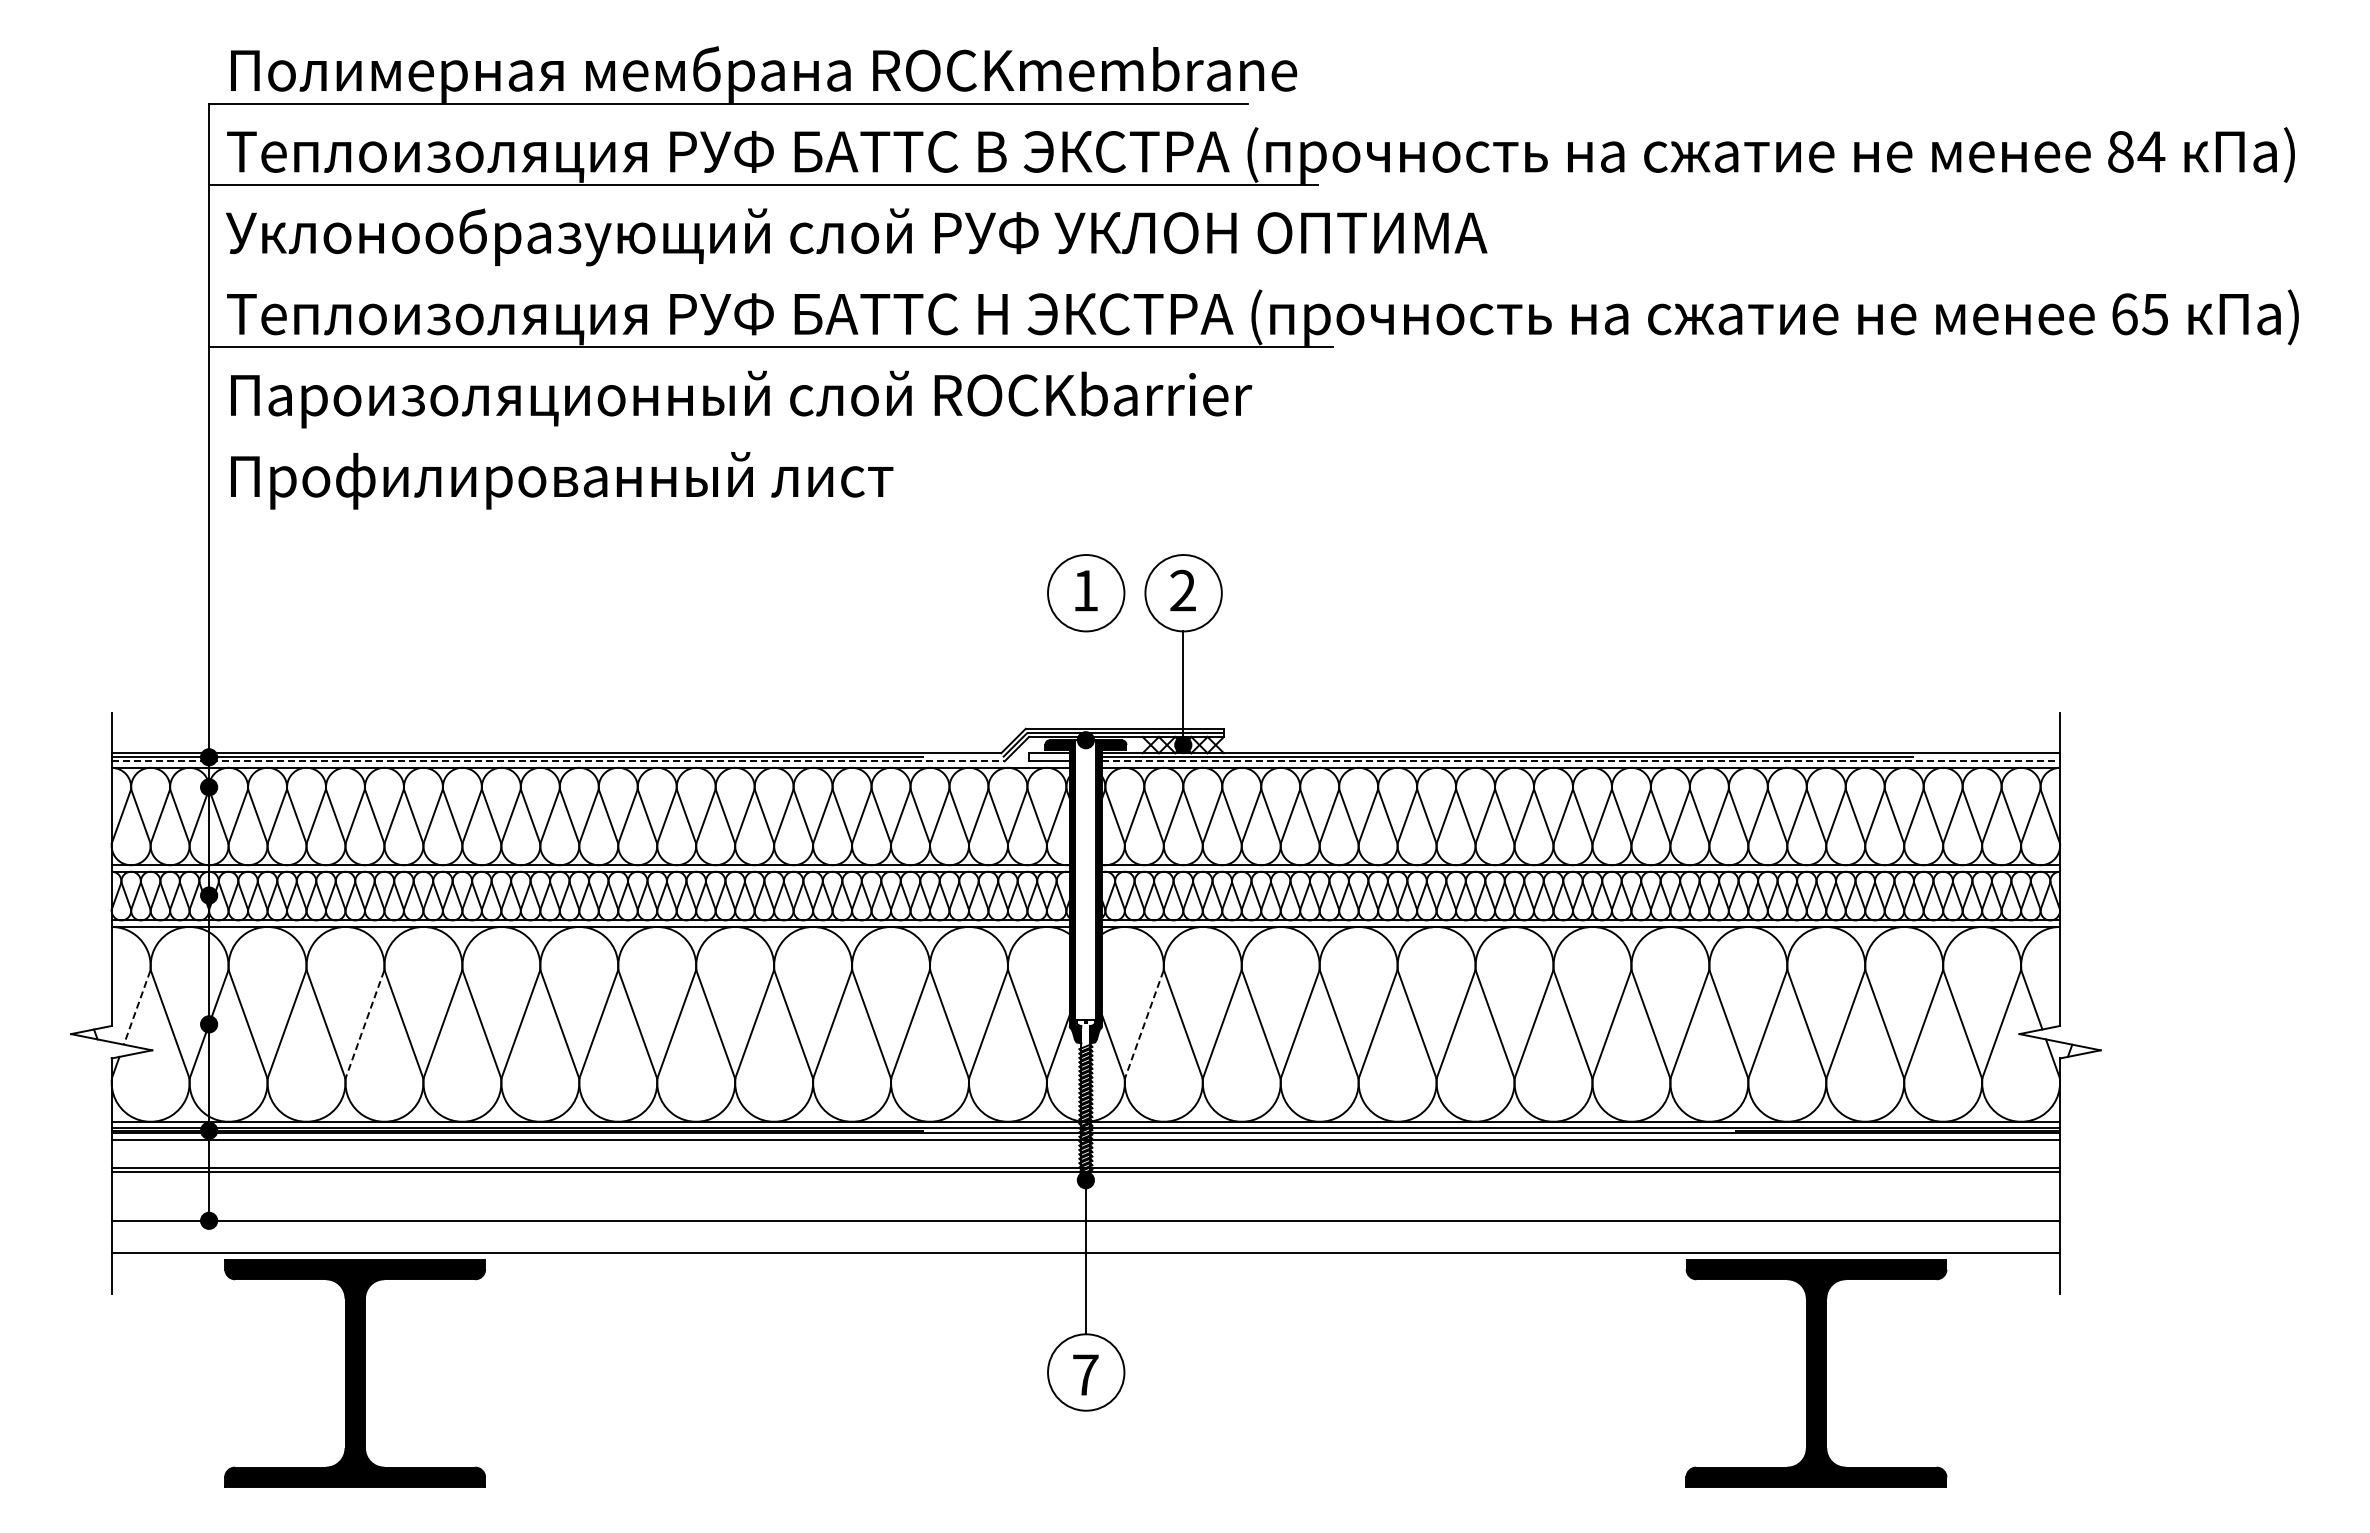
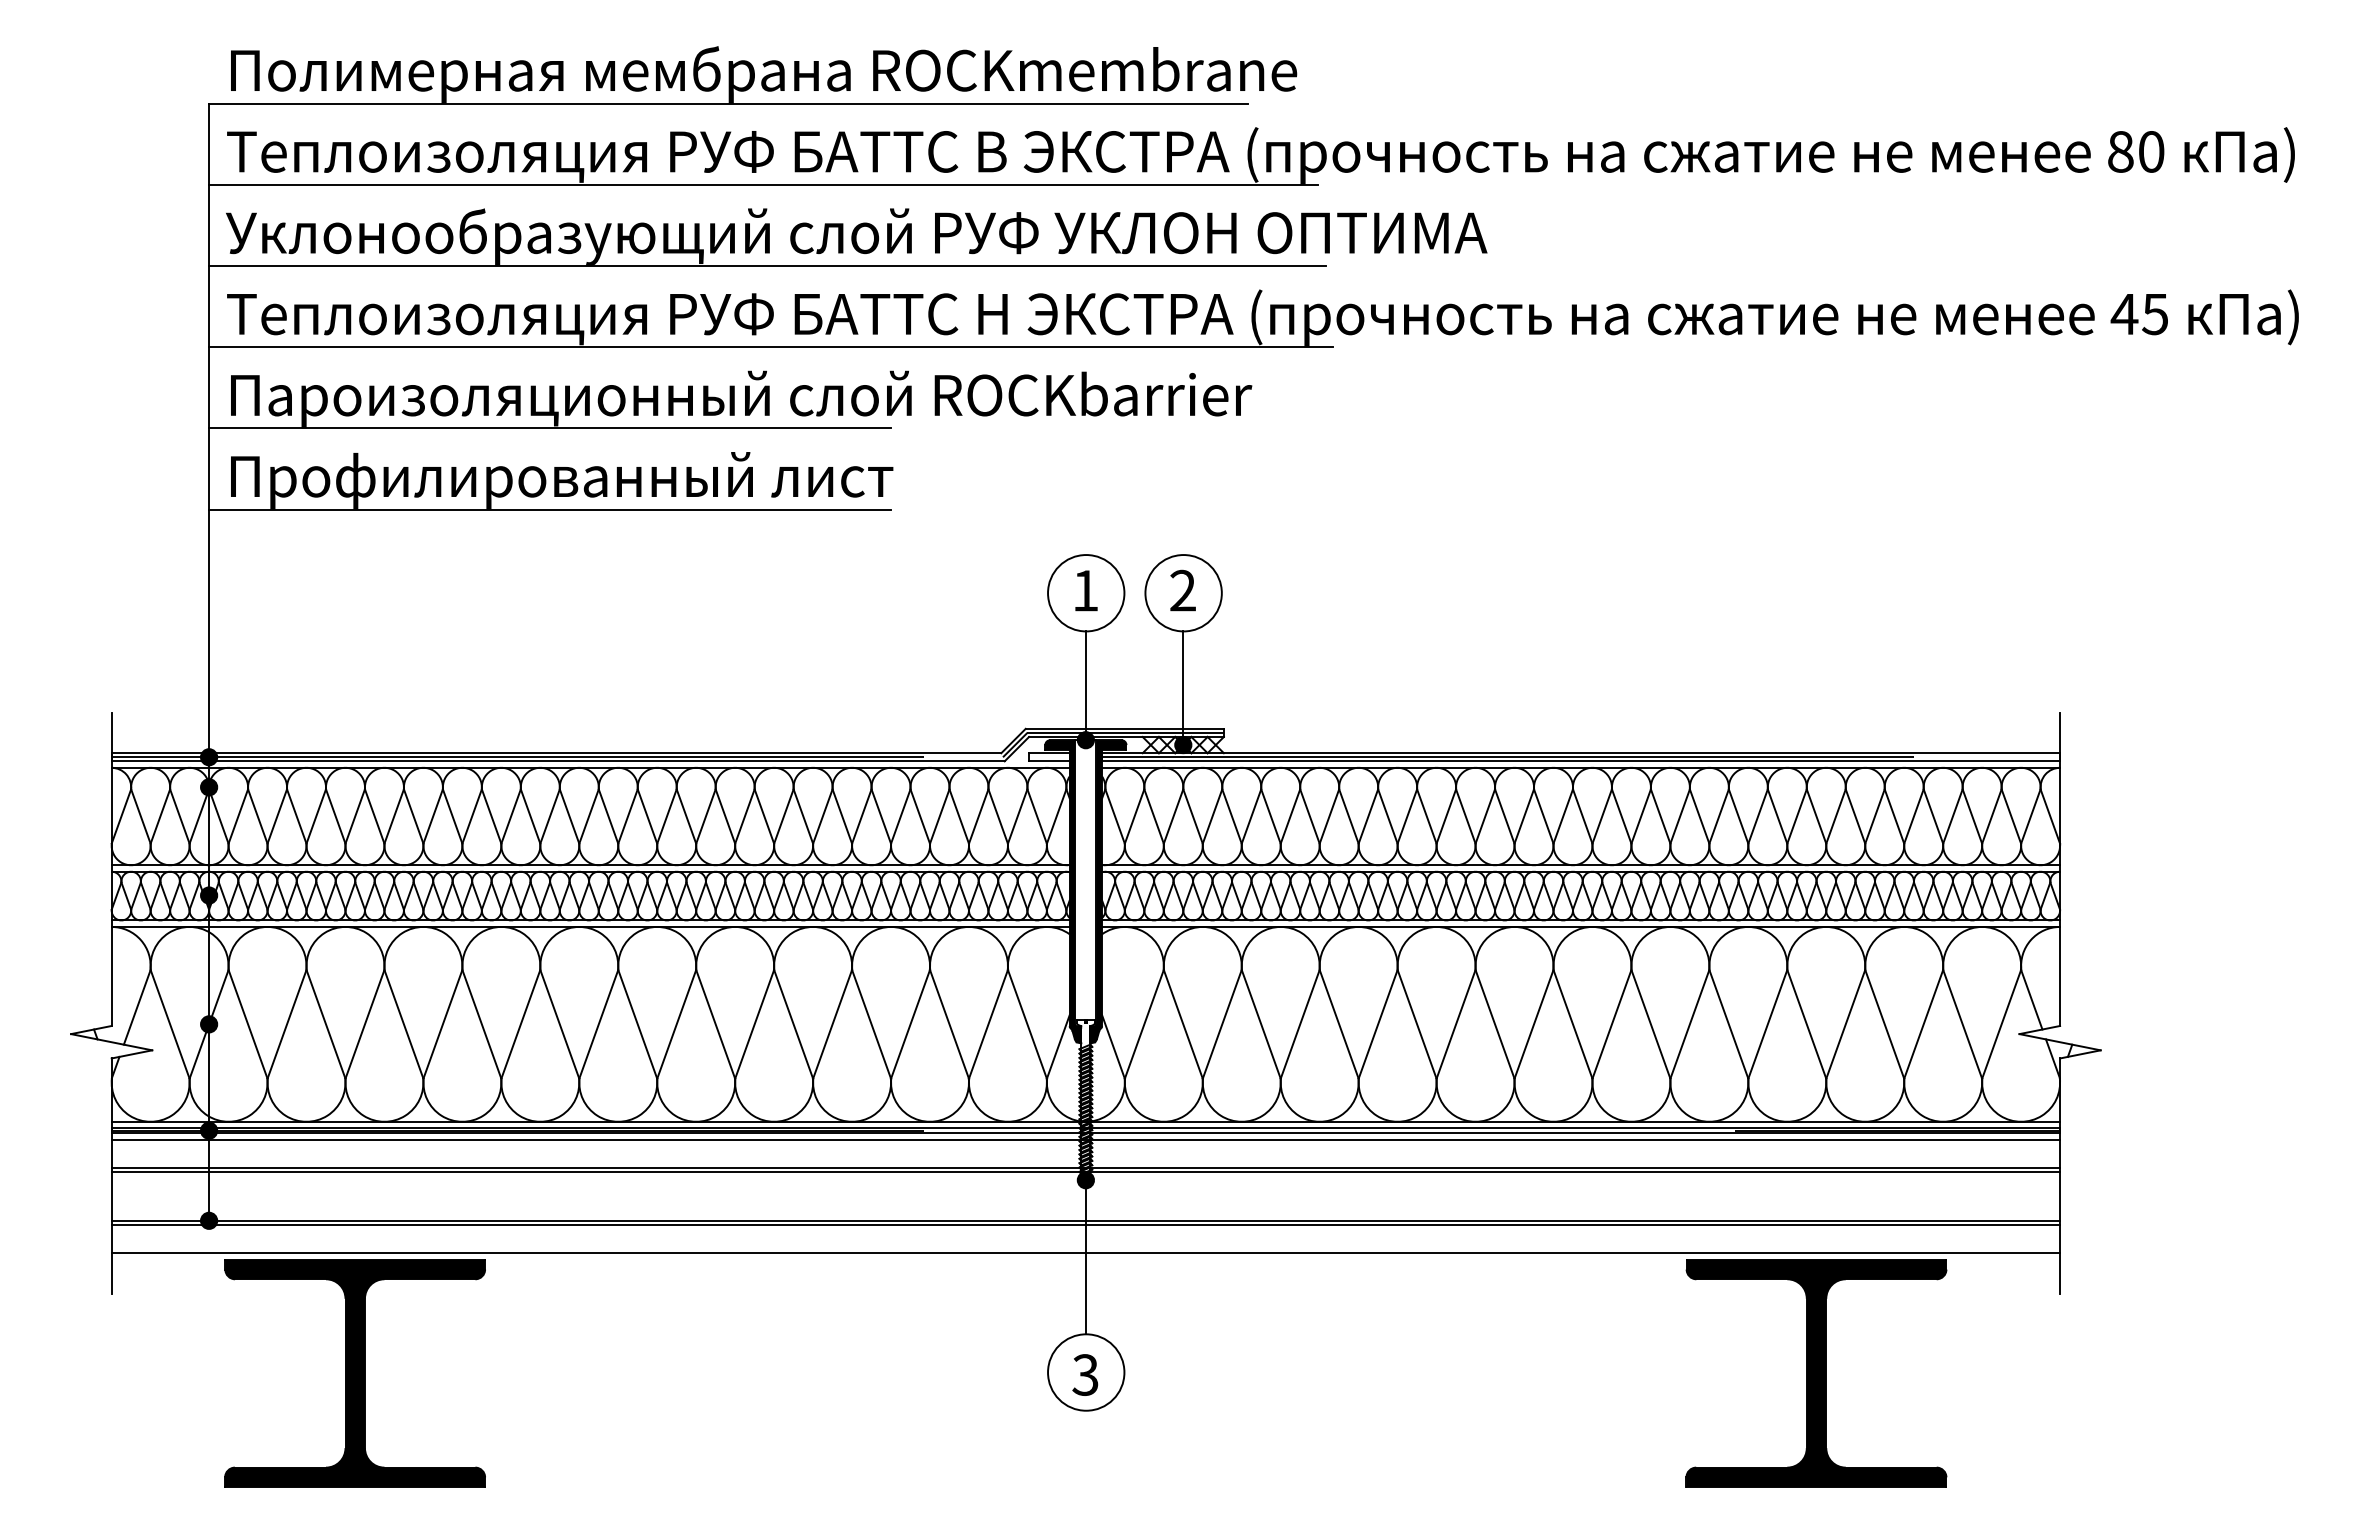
text: 84 -> 80 (2151, 151)
line: none -> present (767, 266)
text: 65 -> 45 (2124, 314)
line: none -> present (550, 428)
line: none -> present (550, 509)
line: none -> present (1085, 685)
line: dashed -> solid (558, 761)
line: dashed -> solid (1581, 761)
line: dashed -> solid (136, 1008)
line: dashed -> solid (364, 1024)
line: dashed -> solid (1144, 1024)
line: none -> present (1085, 1224)
text: 7 -> 3 (1085, 1374)
